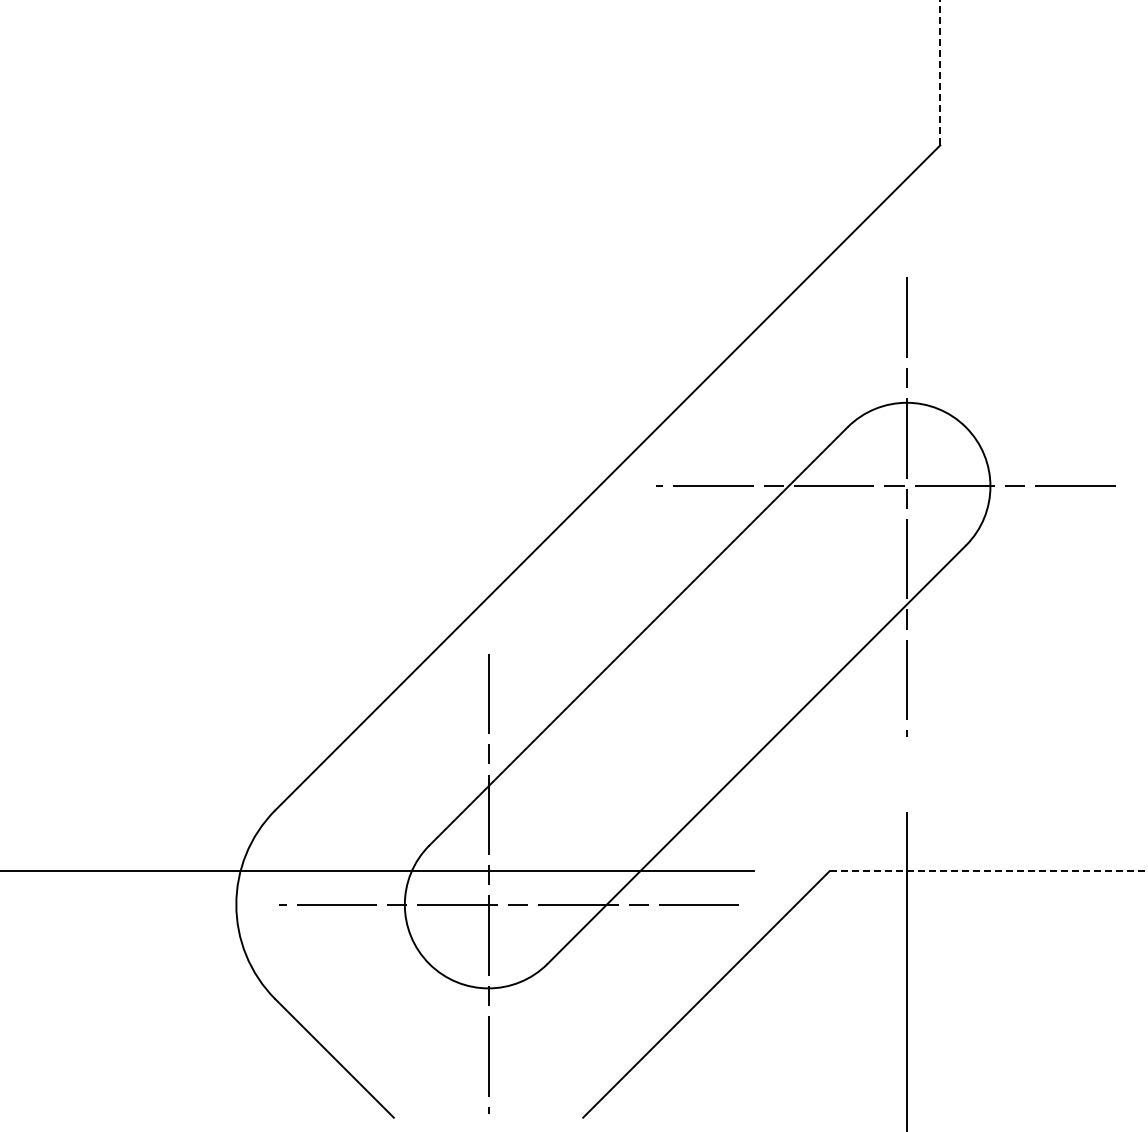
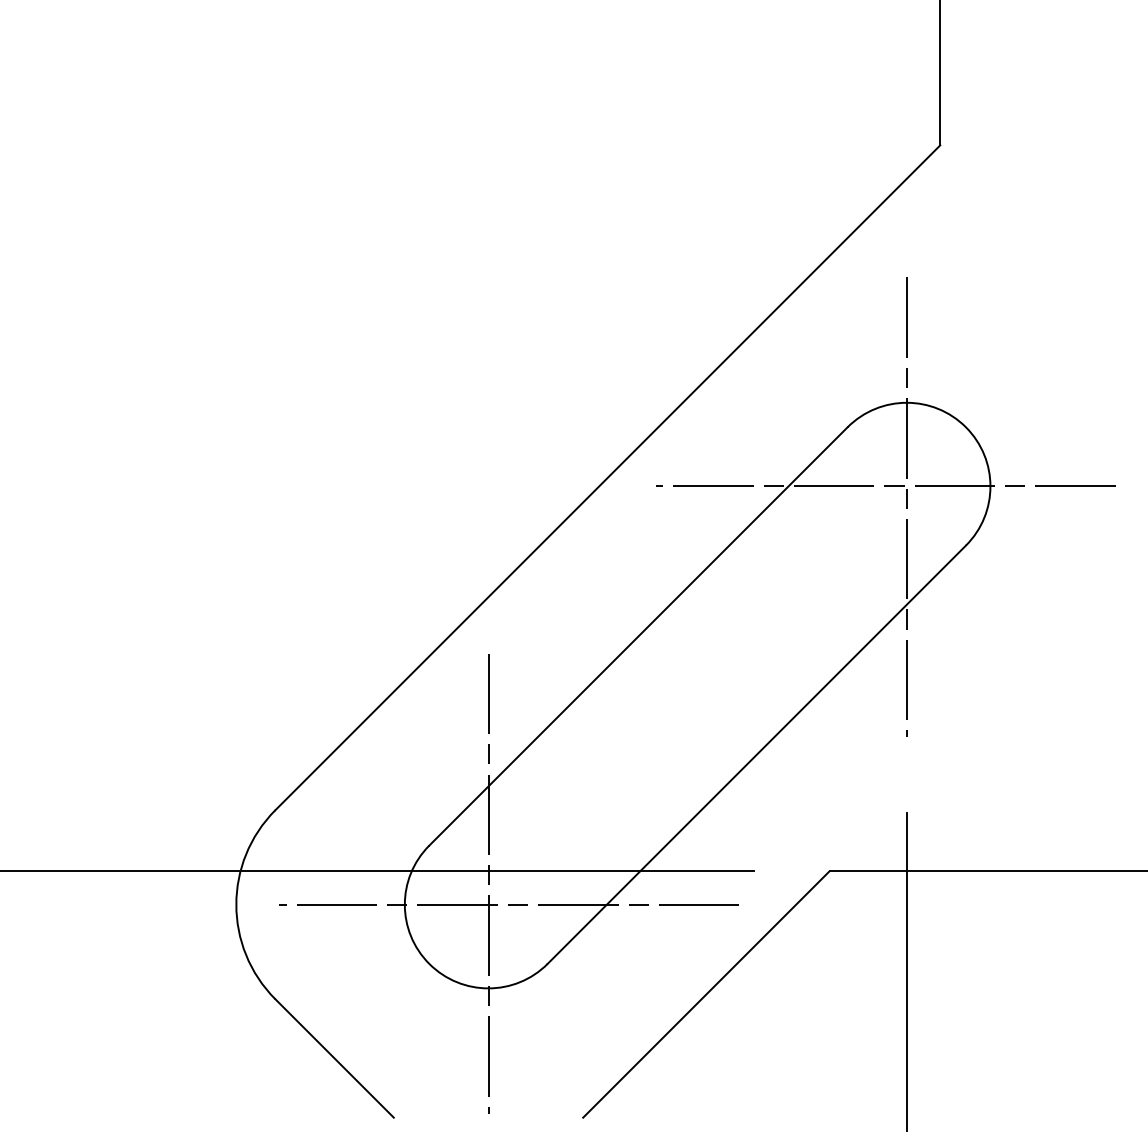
line: dashed -> solid (940, 72)
line: dashed -> solid (988, 871)
